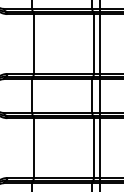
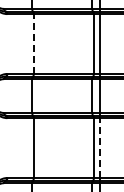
line: solid -> dashed (33, 44)
line: solid -> dashed (99, 148)
